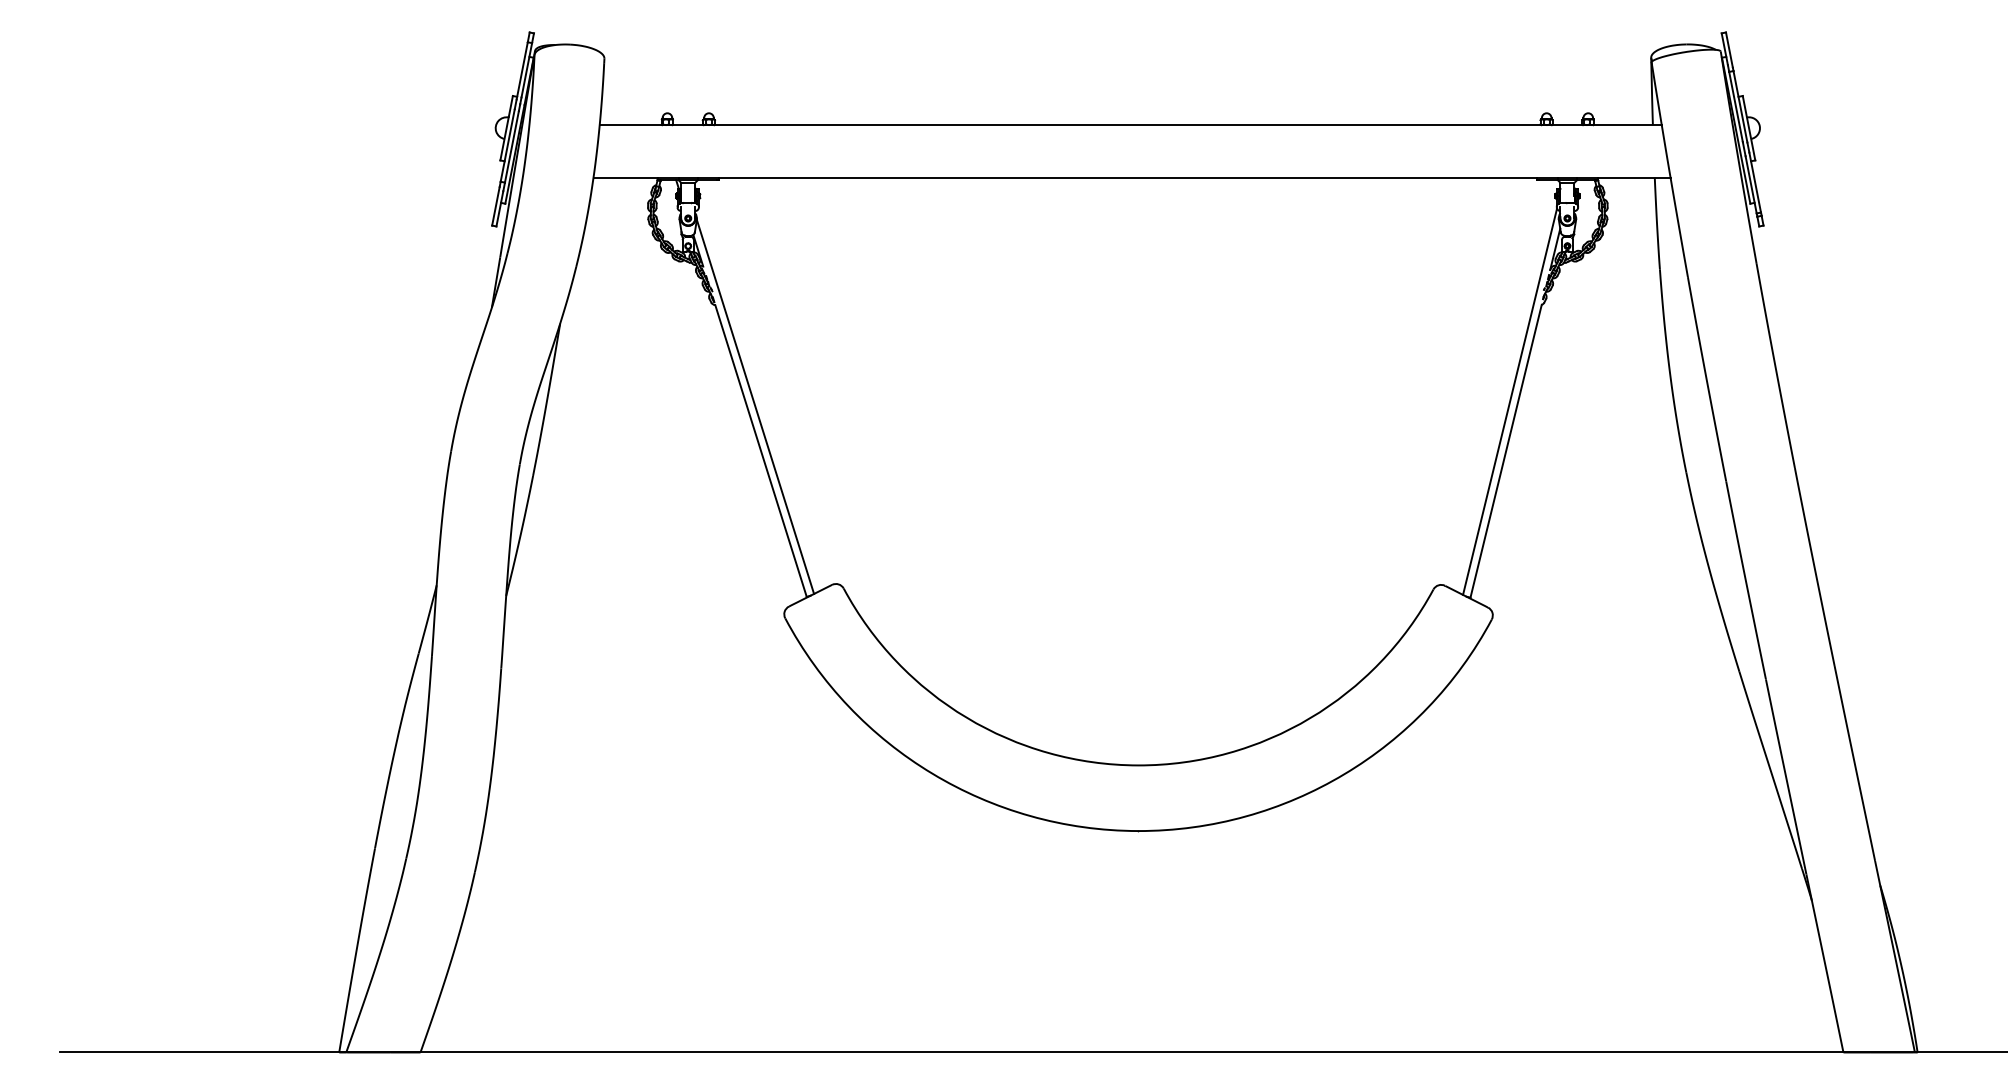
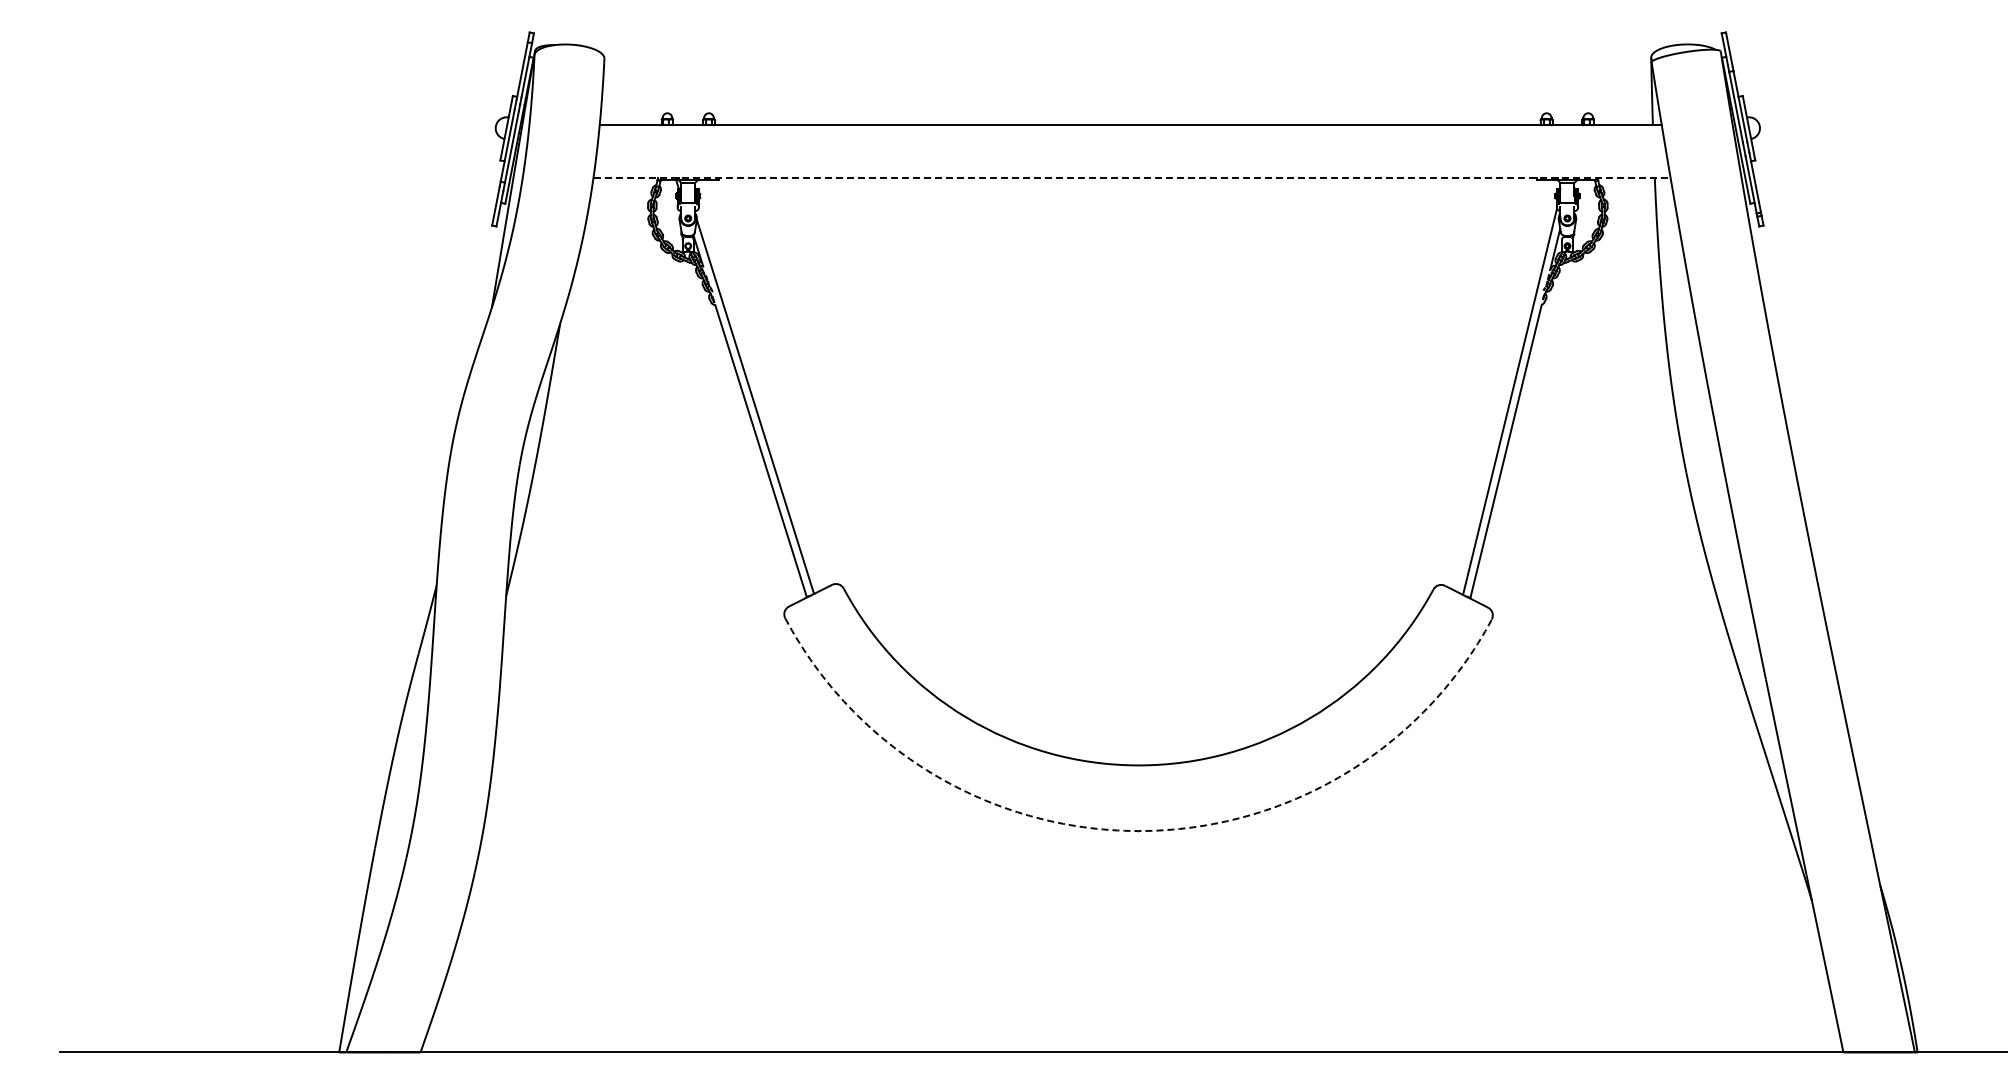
line: solid -> dashed (1132, 177)
arc: solid -> dashed (1138, 831)
